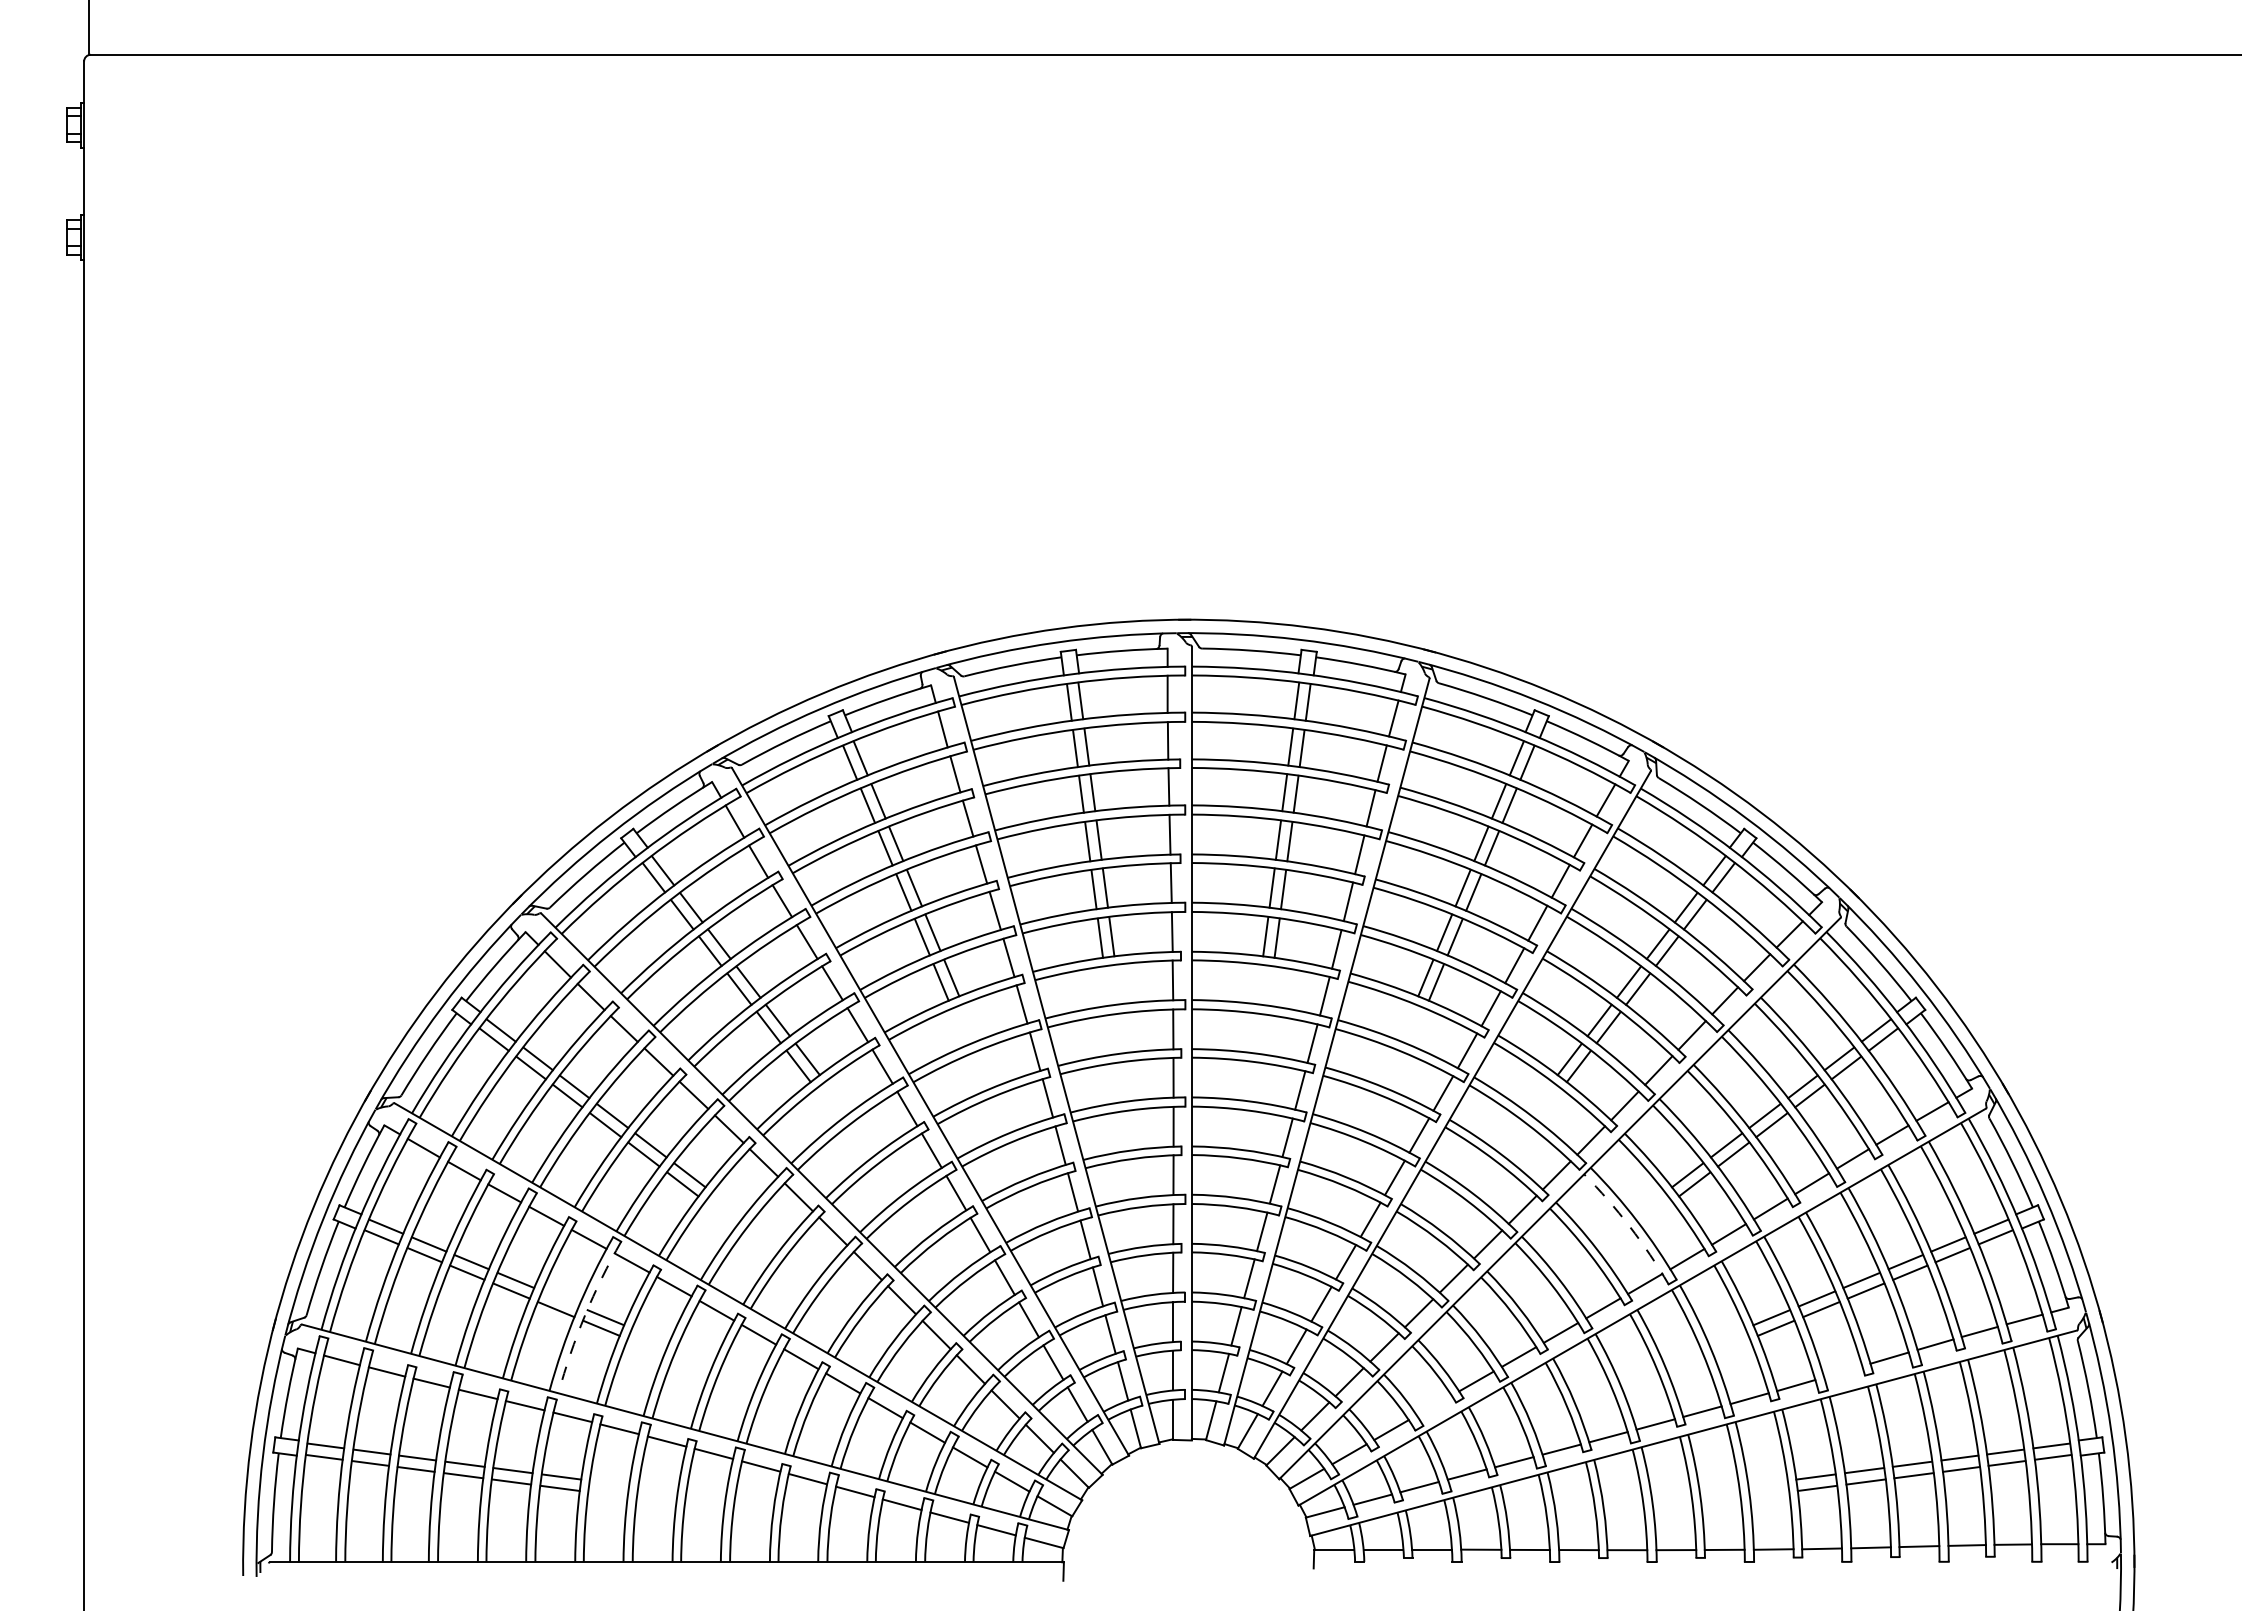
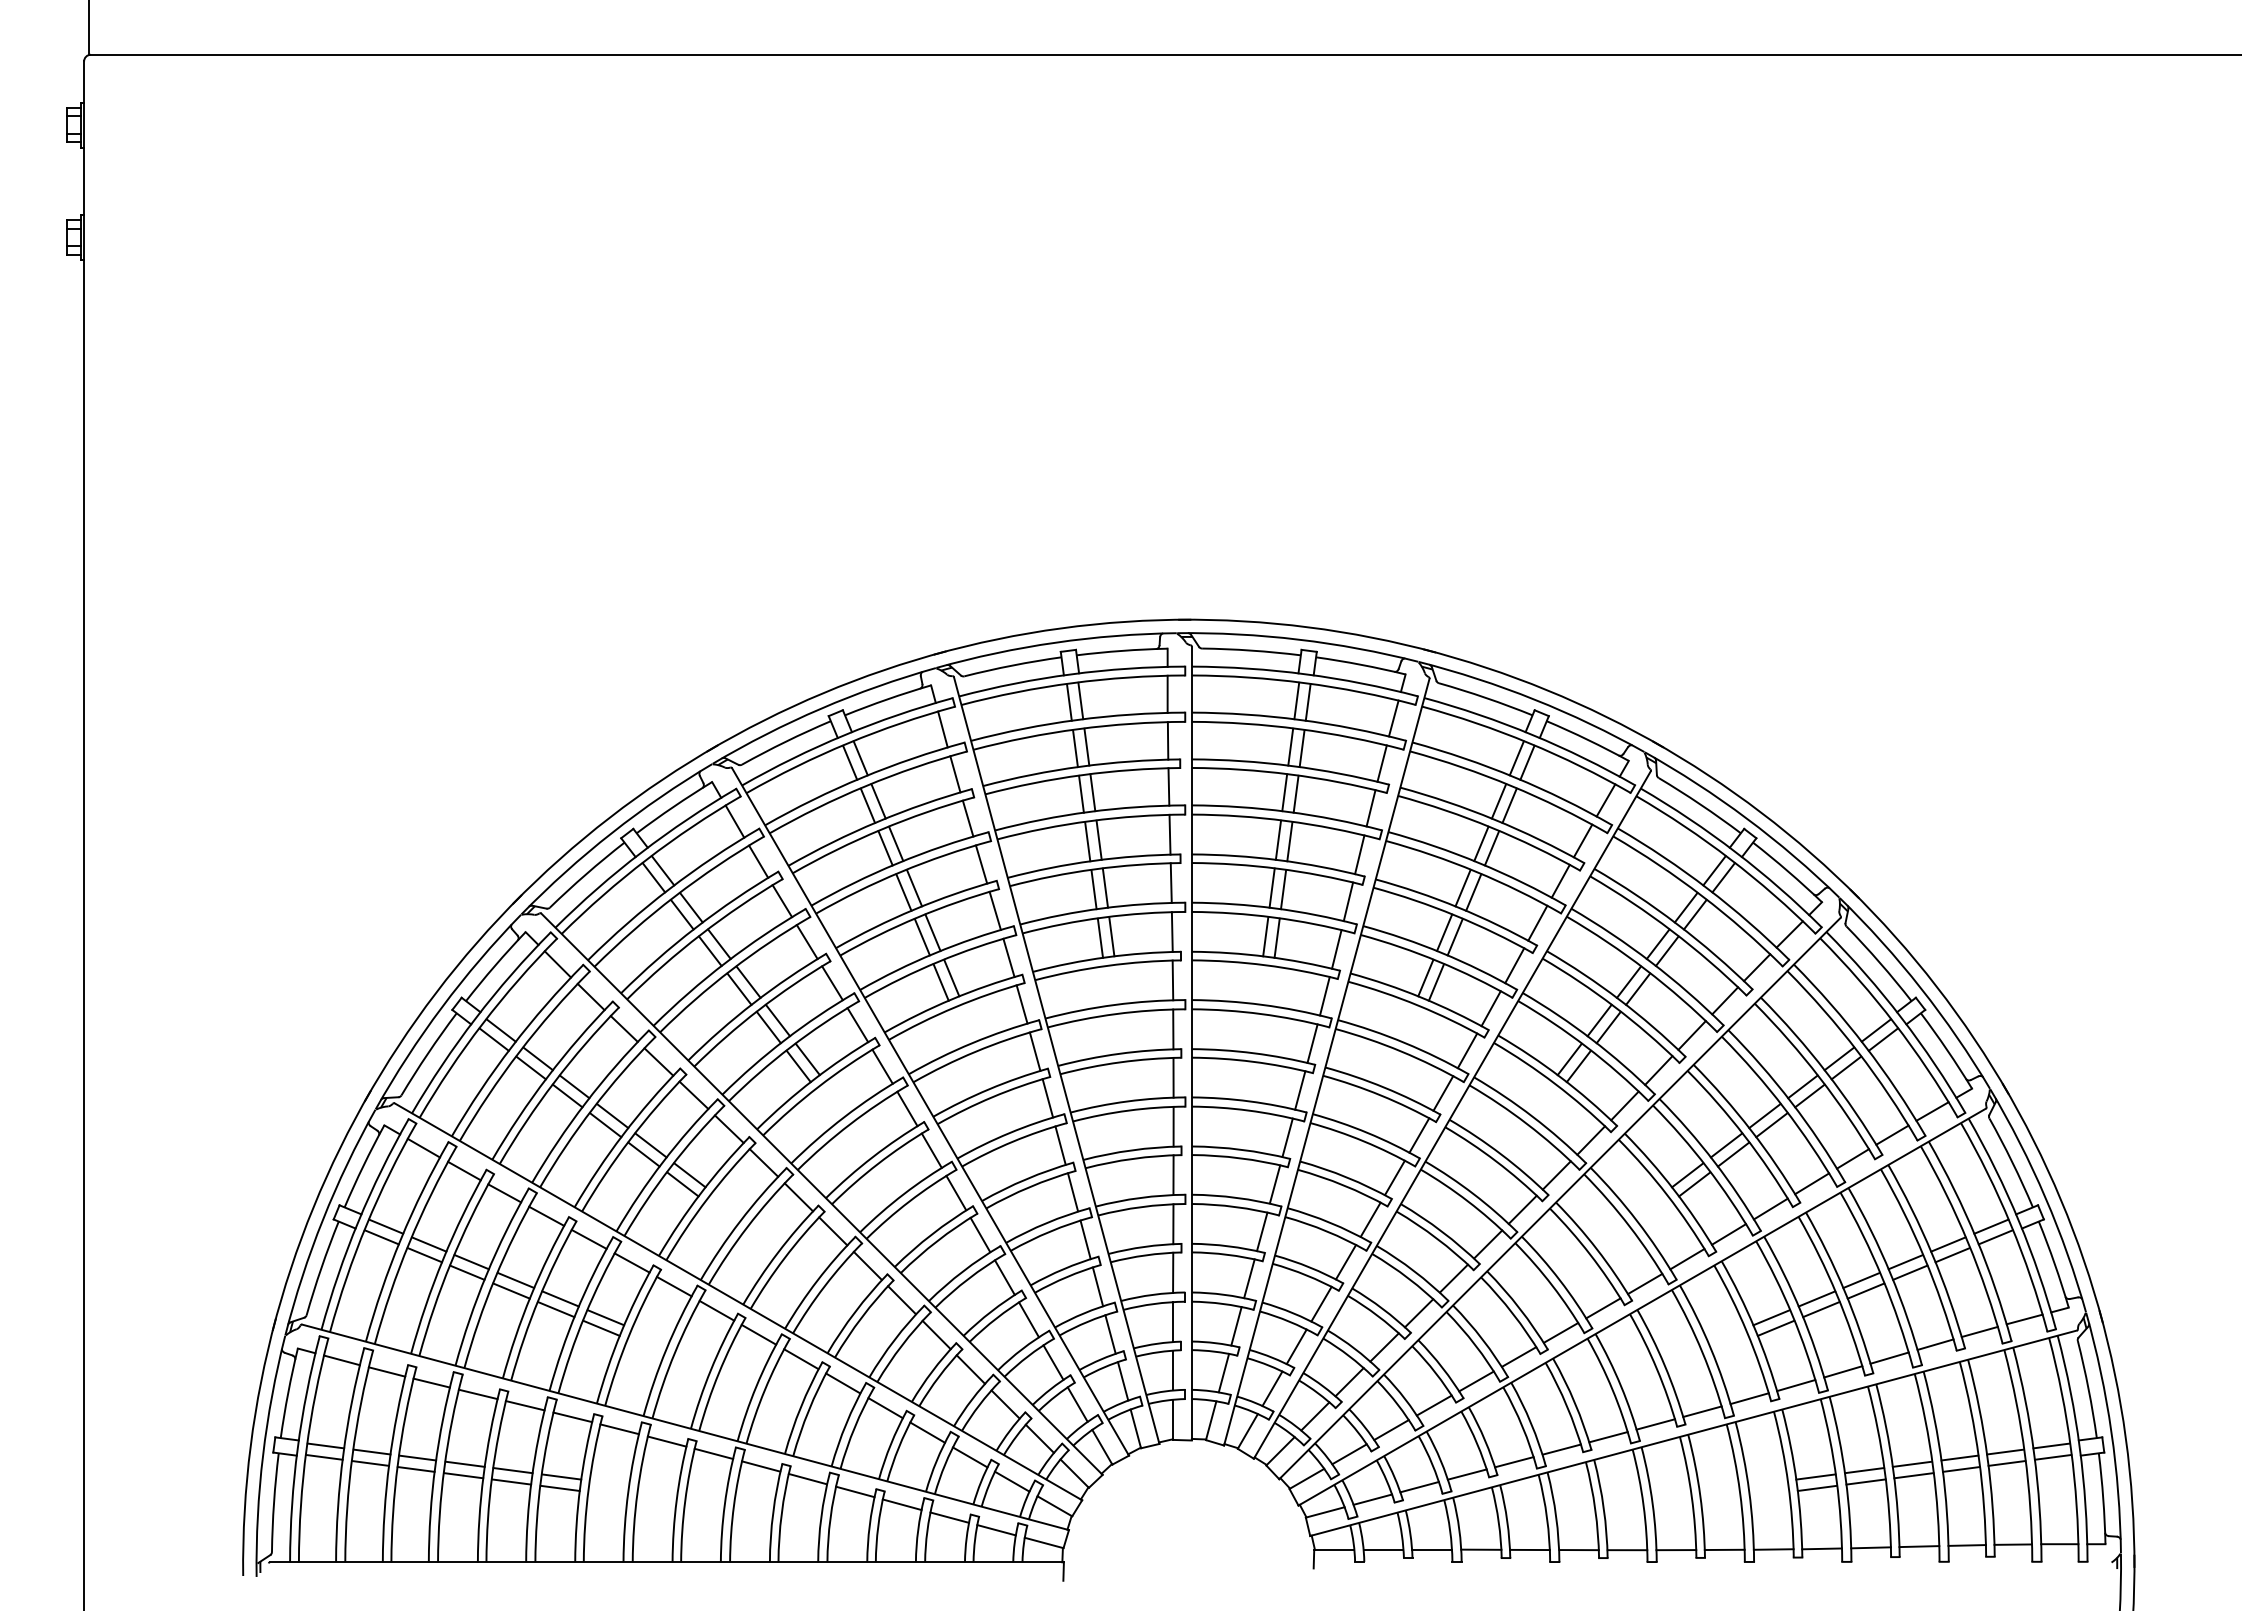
arc: dashed -> solid (1629, 1226)
line: none -> present (560, 1298)
arc: dashed -> solid (585, 1315)
line: none -> present (1843, 1371)
line: none -> present (1433, 1405)
